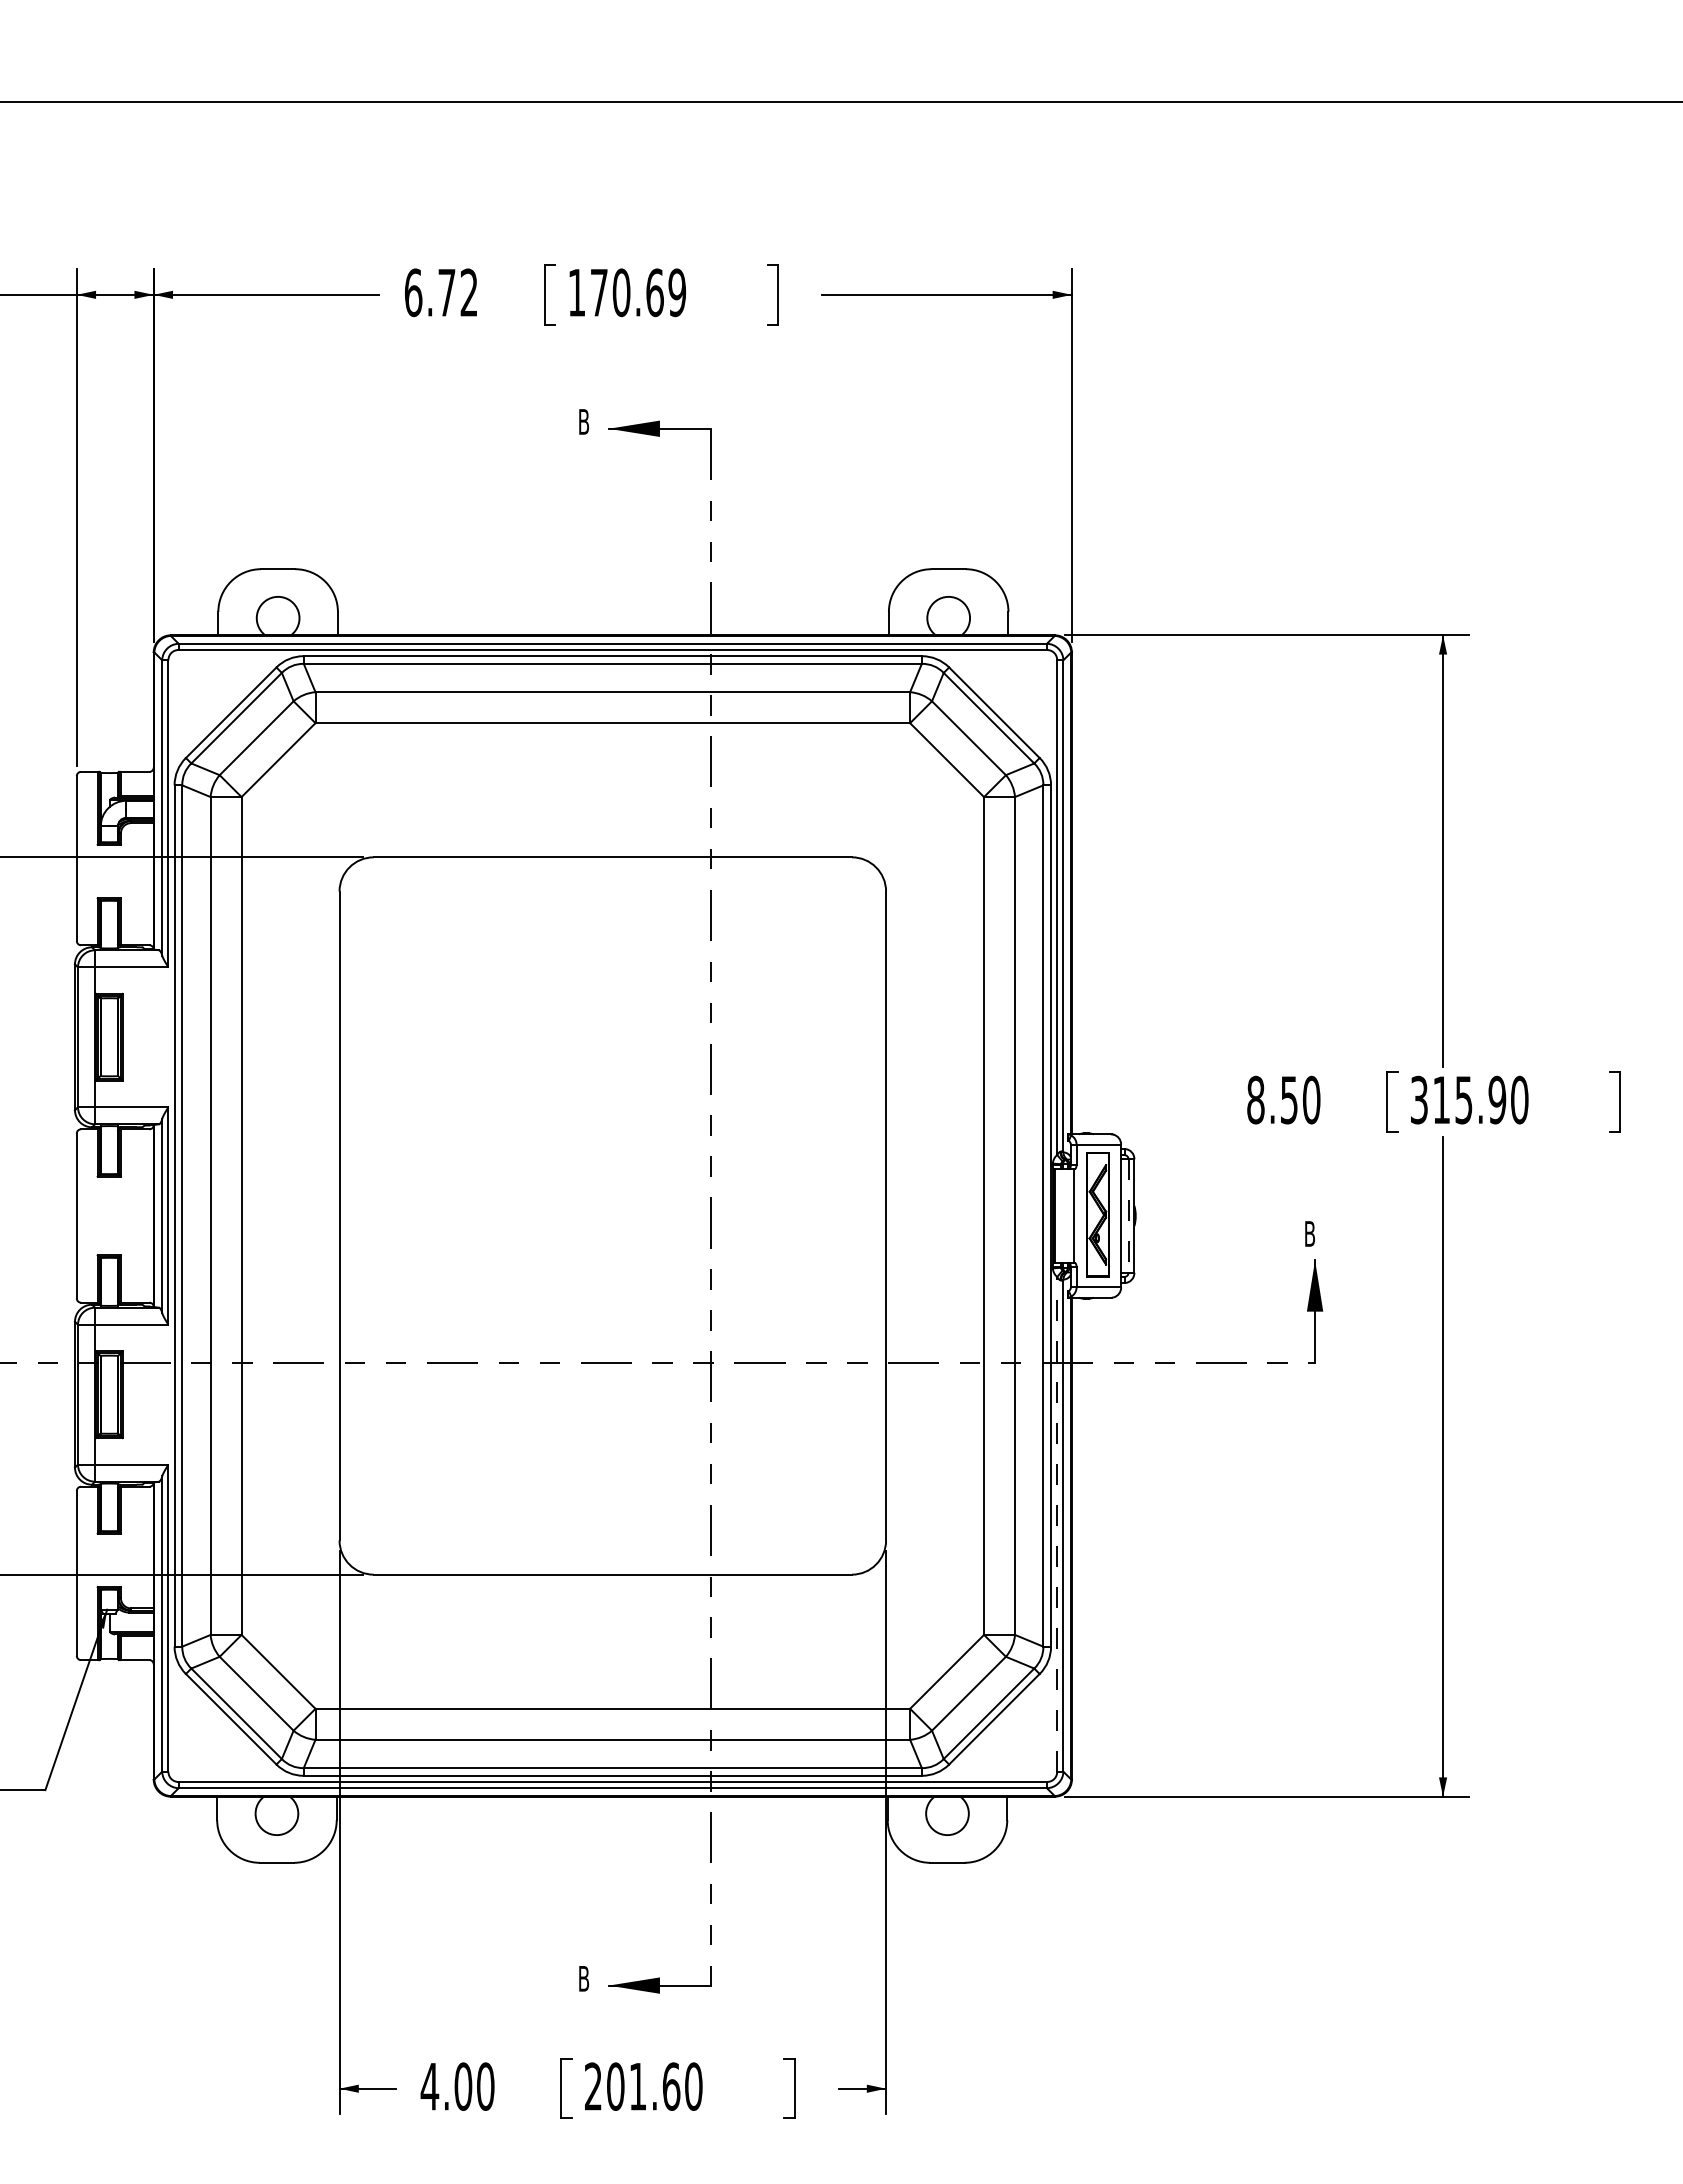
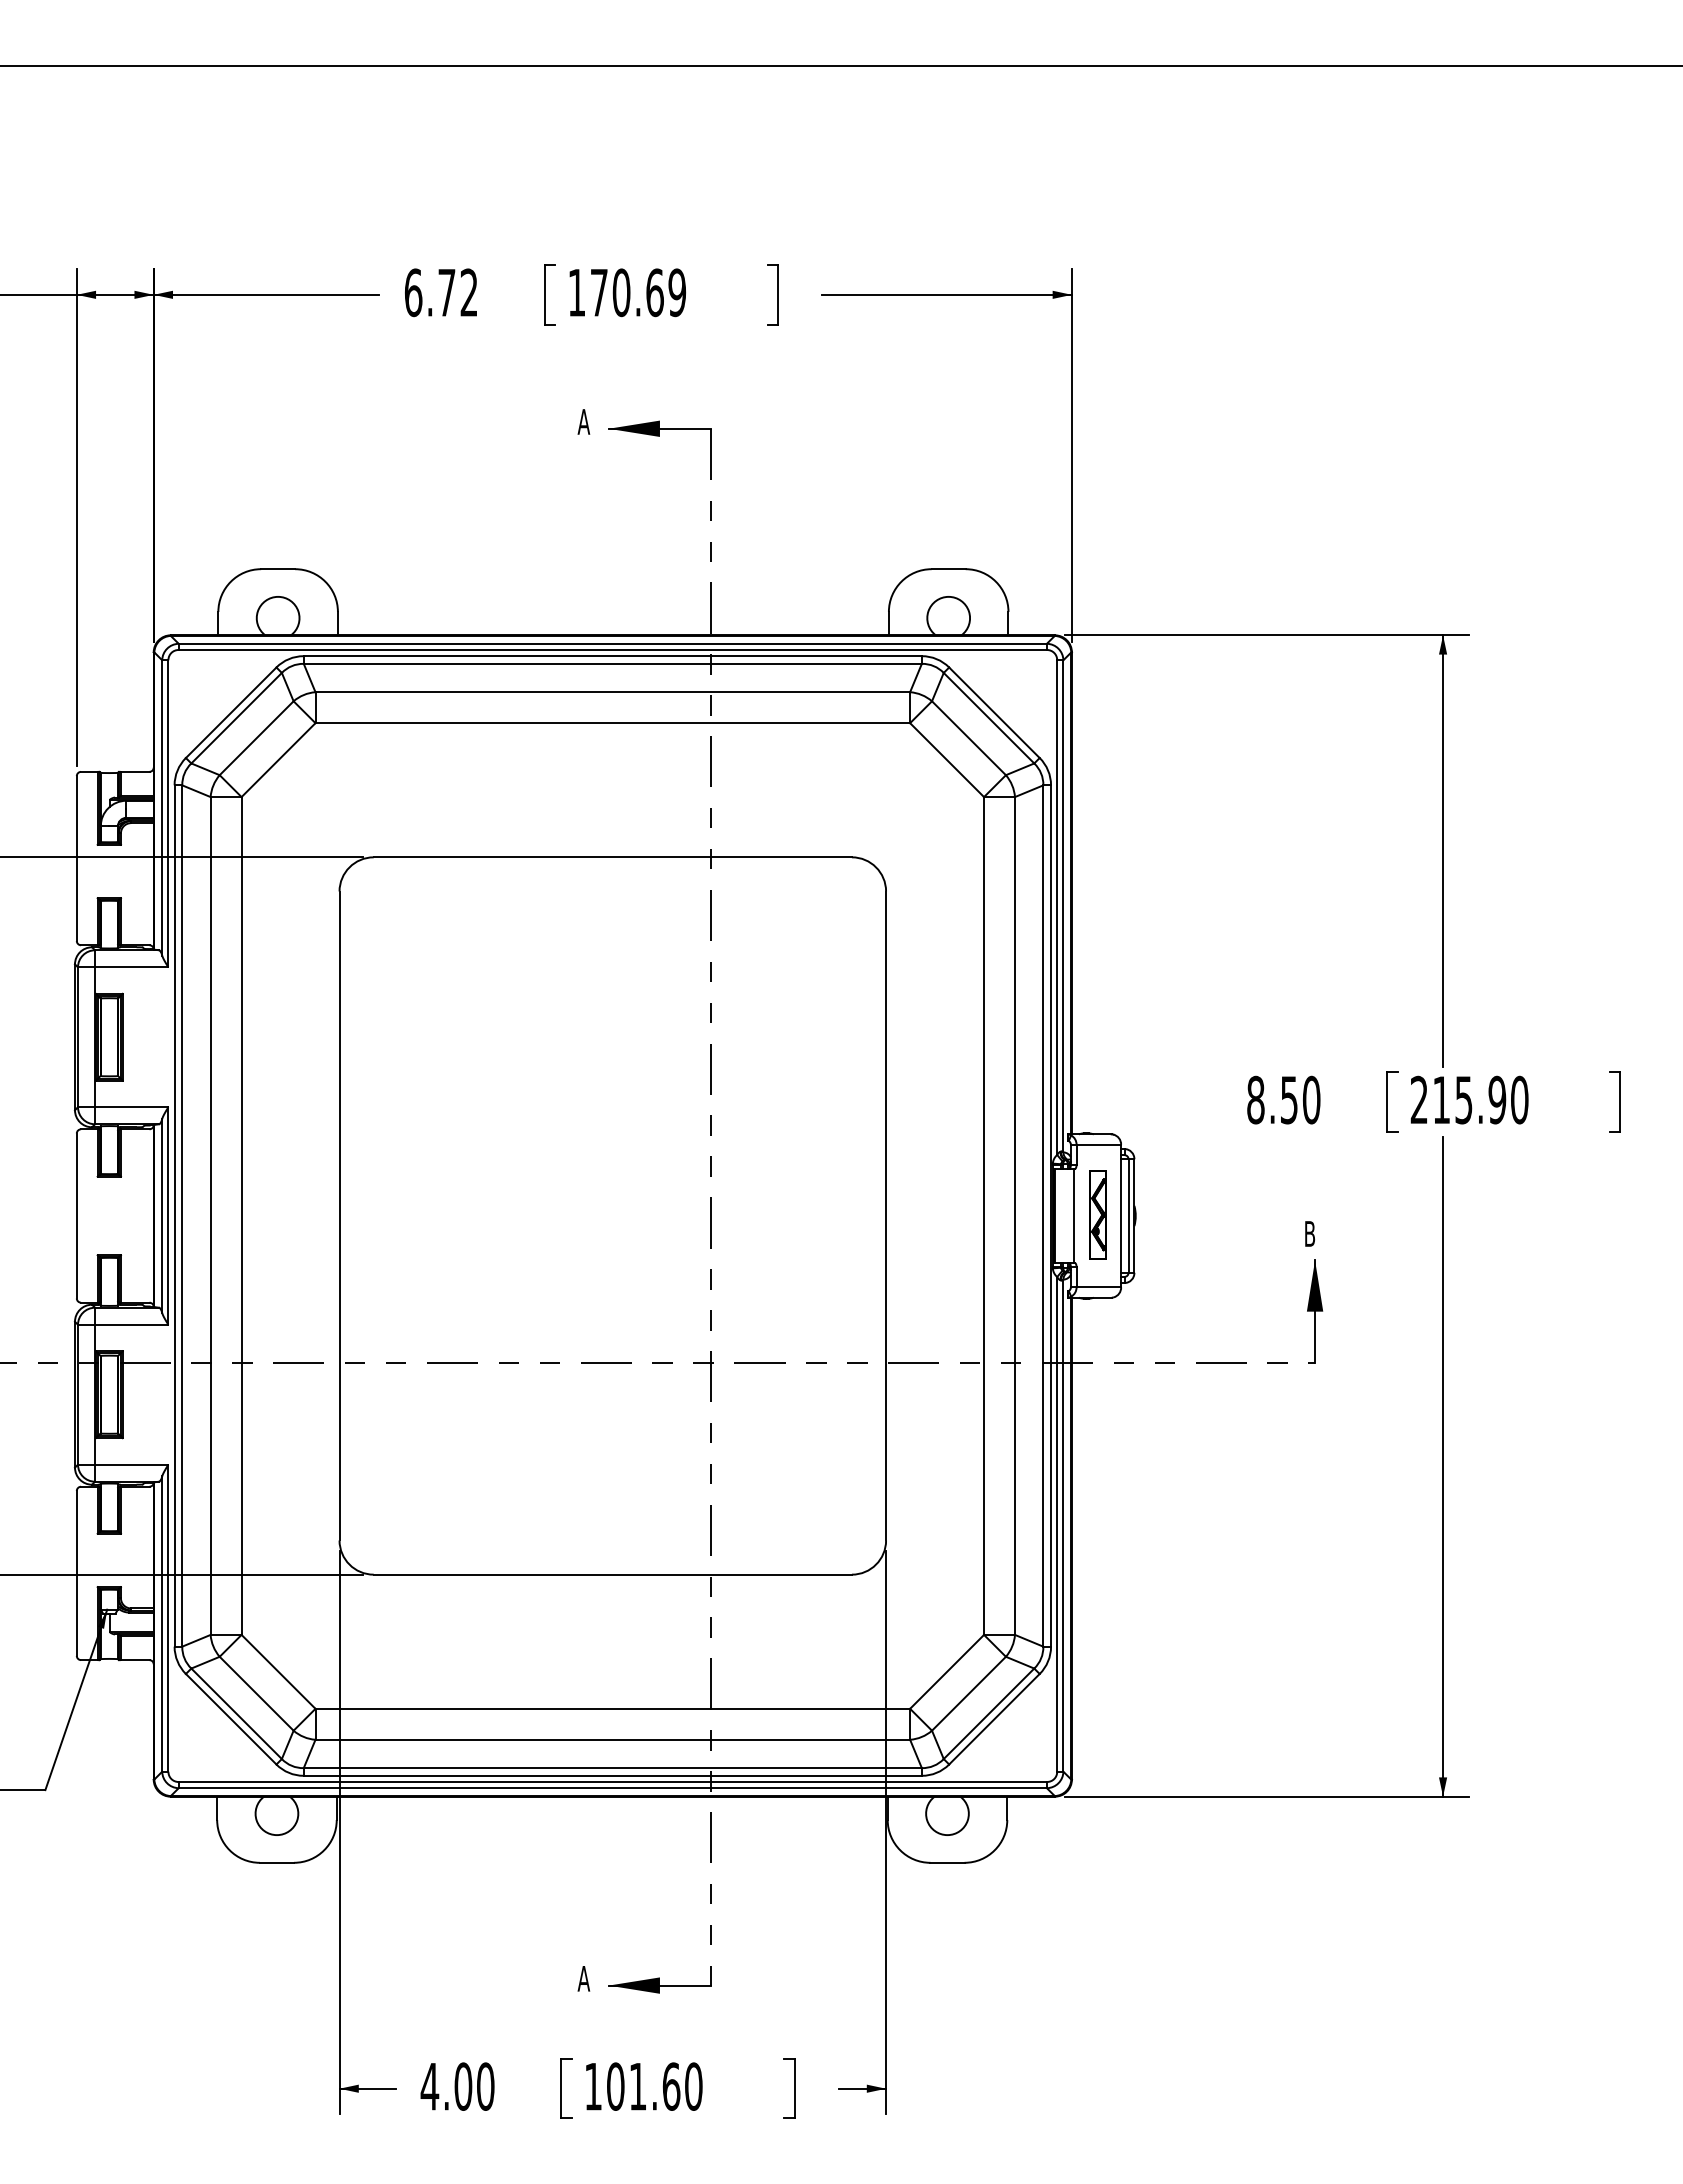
line position: (840, 101) -> (840, 65) (840, 65)
text: B -> A (583, 421)
text: 315.90 -> 215.90 (1418, 1100)
part size: 24x126 px -> 18x90 px (1097, 1214)
line: dashed -> solid (1128, 1216)
line: dashed -> solid (1057, 1523)
text: B -> A (583, 1978)
text: 201.60 -> 101.60 (593, 2086)
